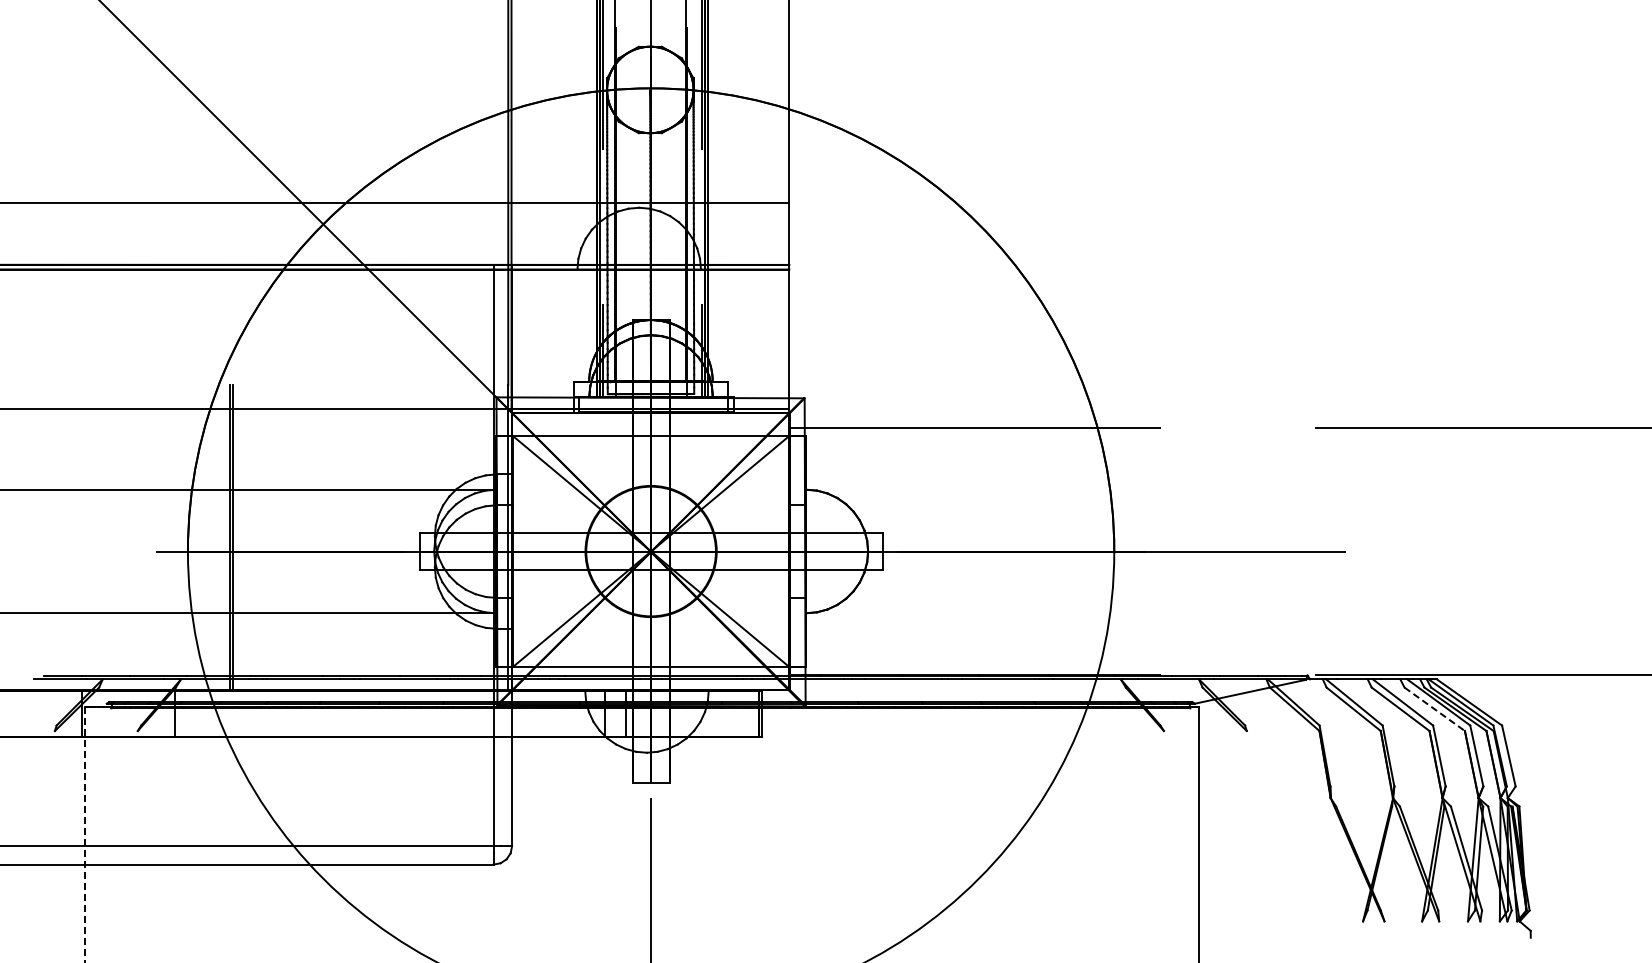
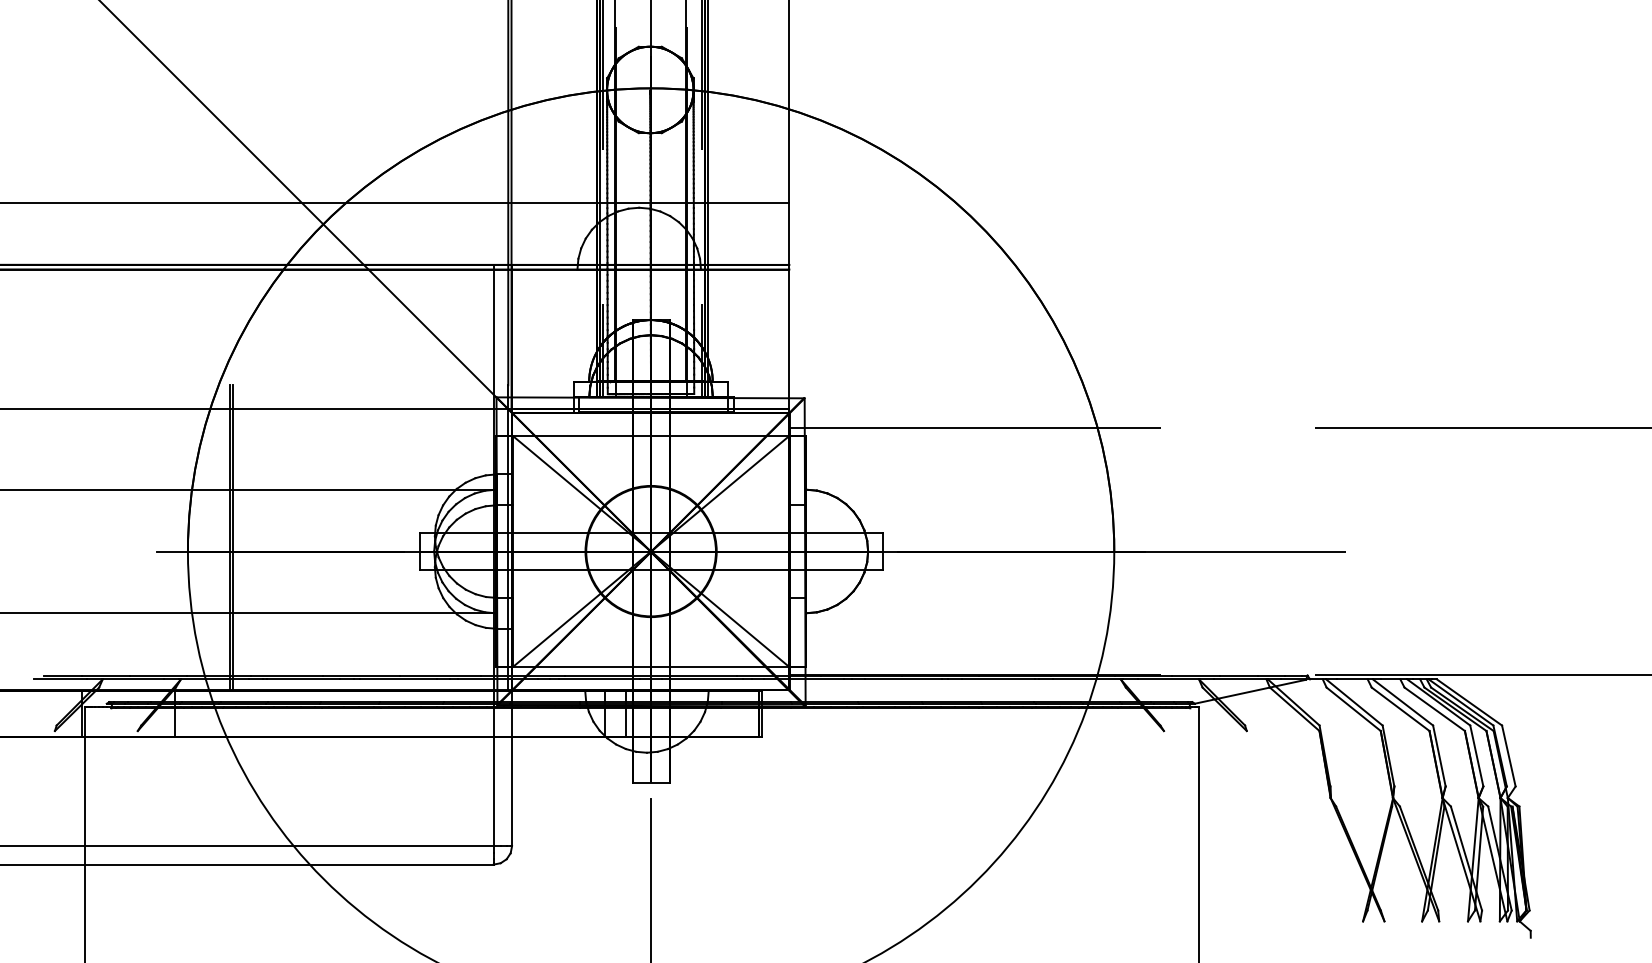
line: dashed -> solid (1435, 709)
line: dashed -> solid (85, 834)
